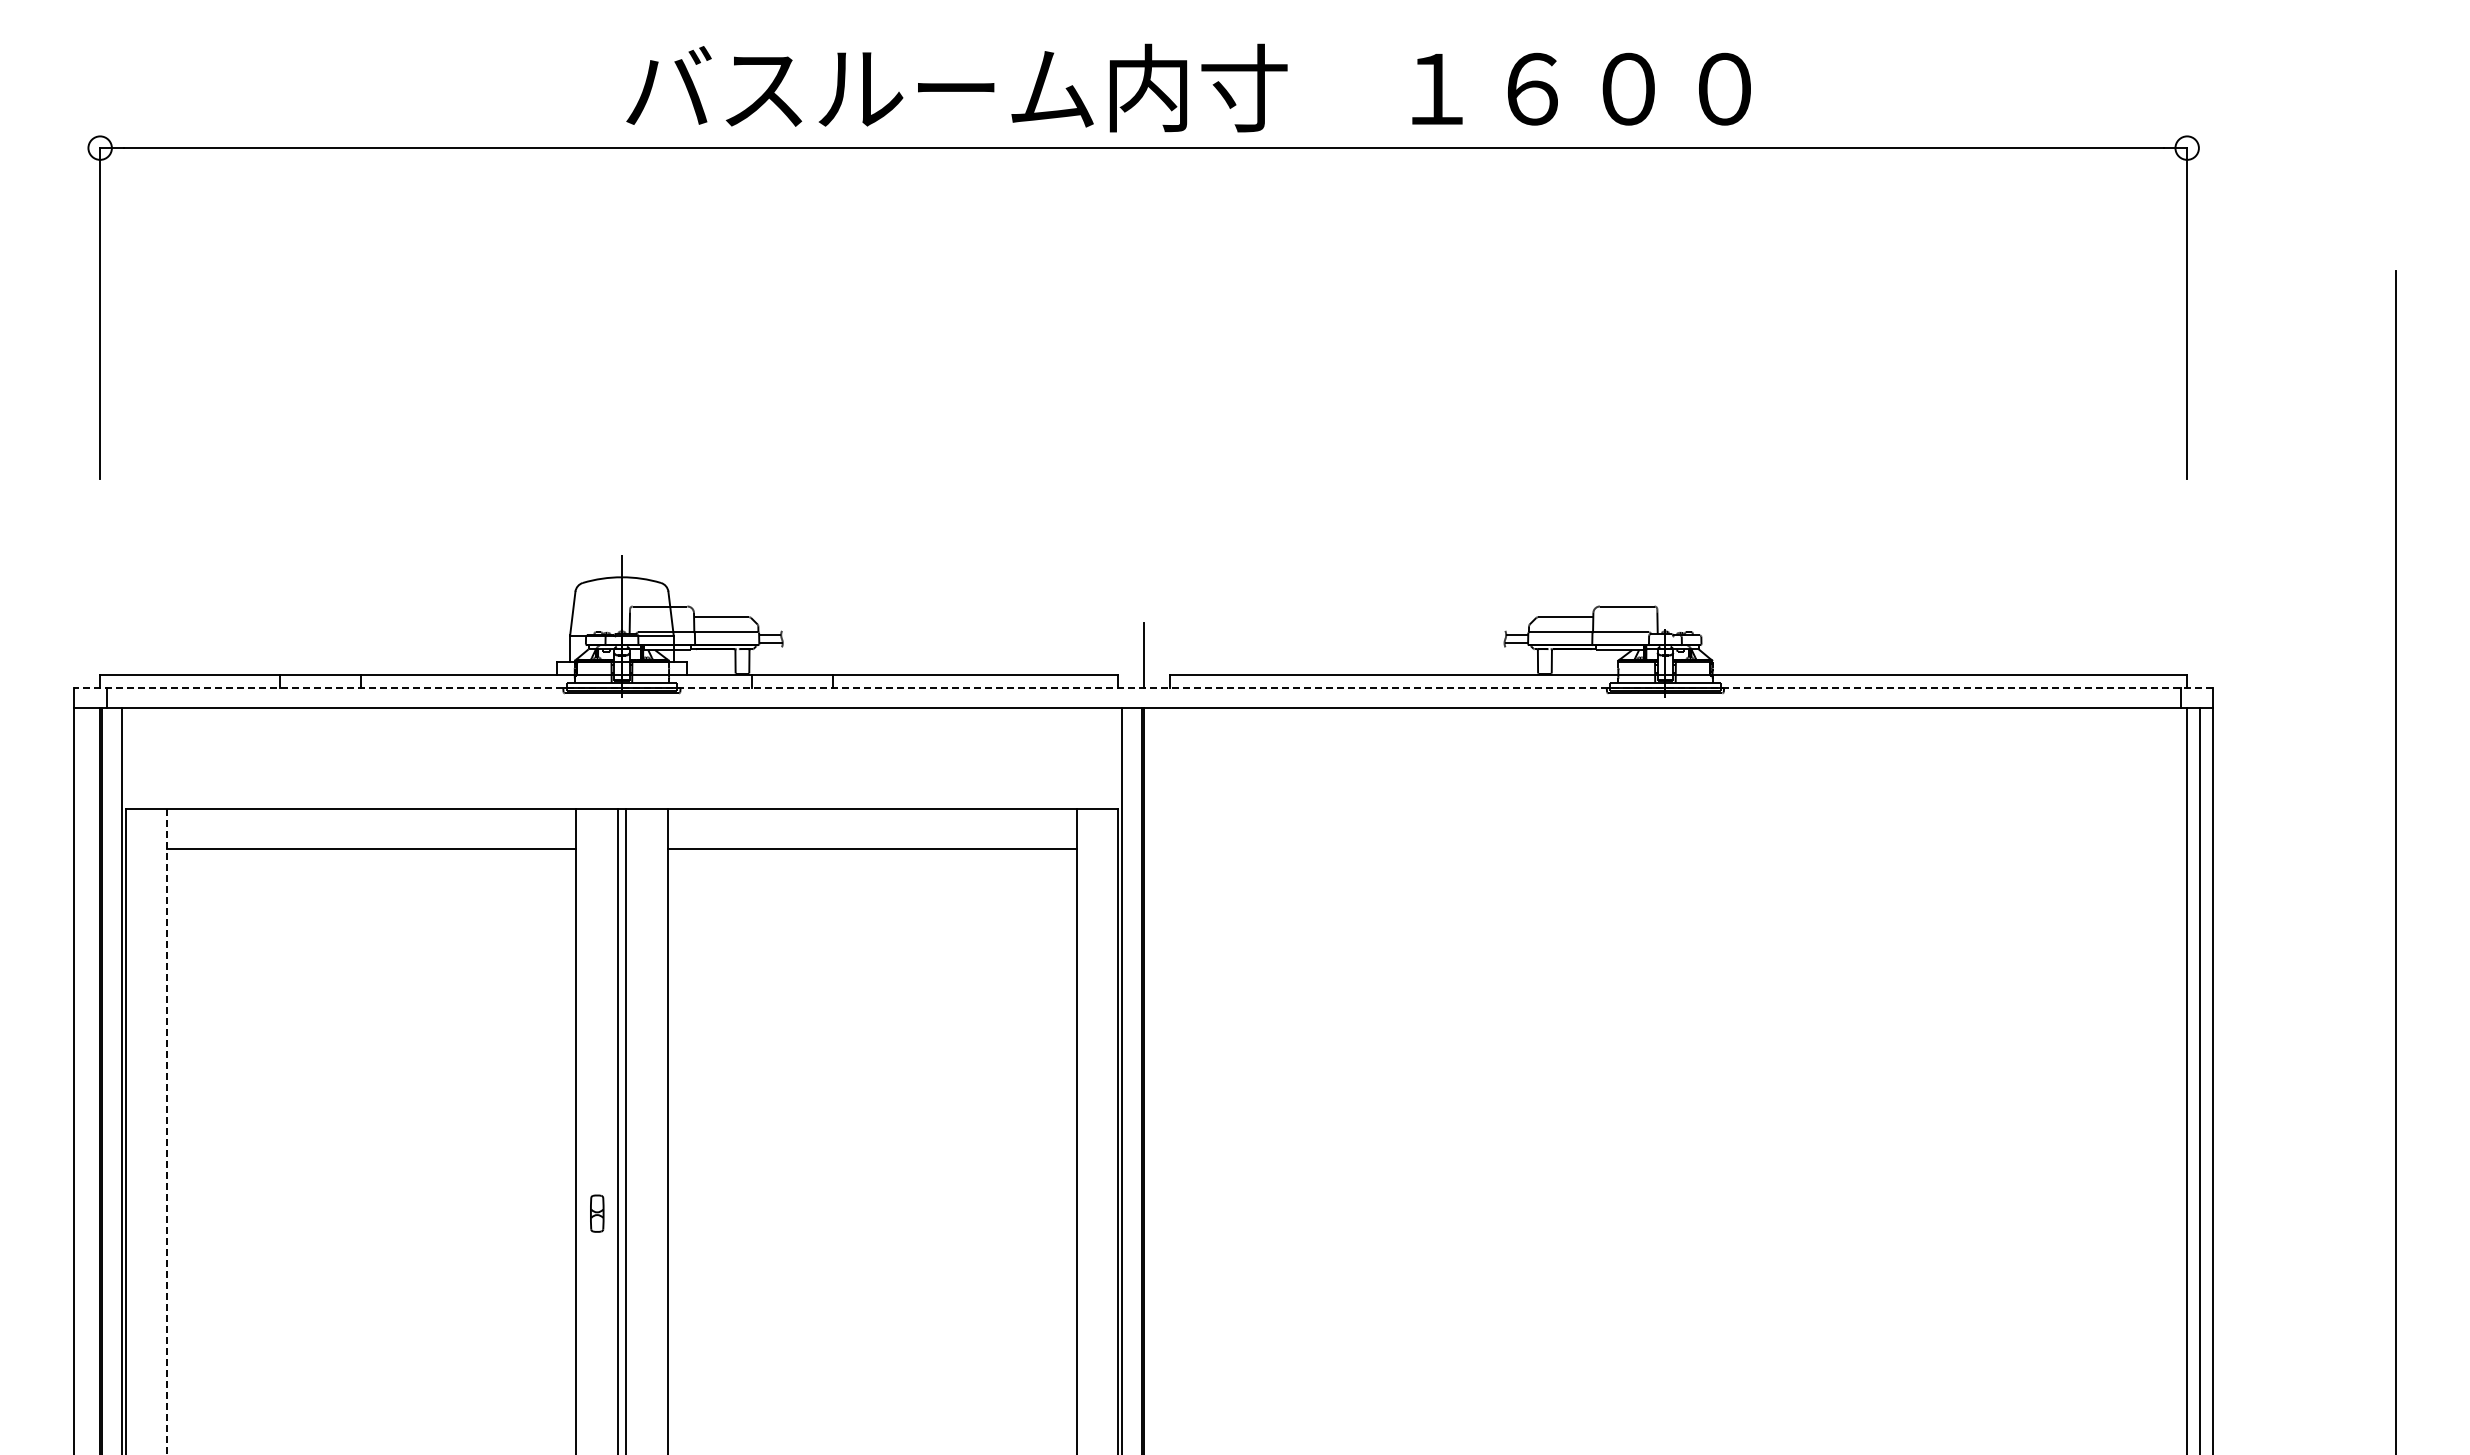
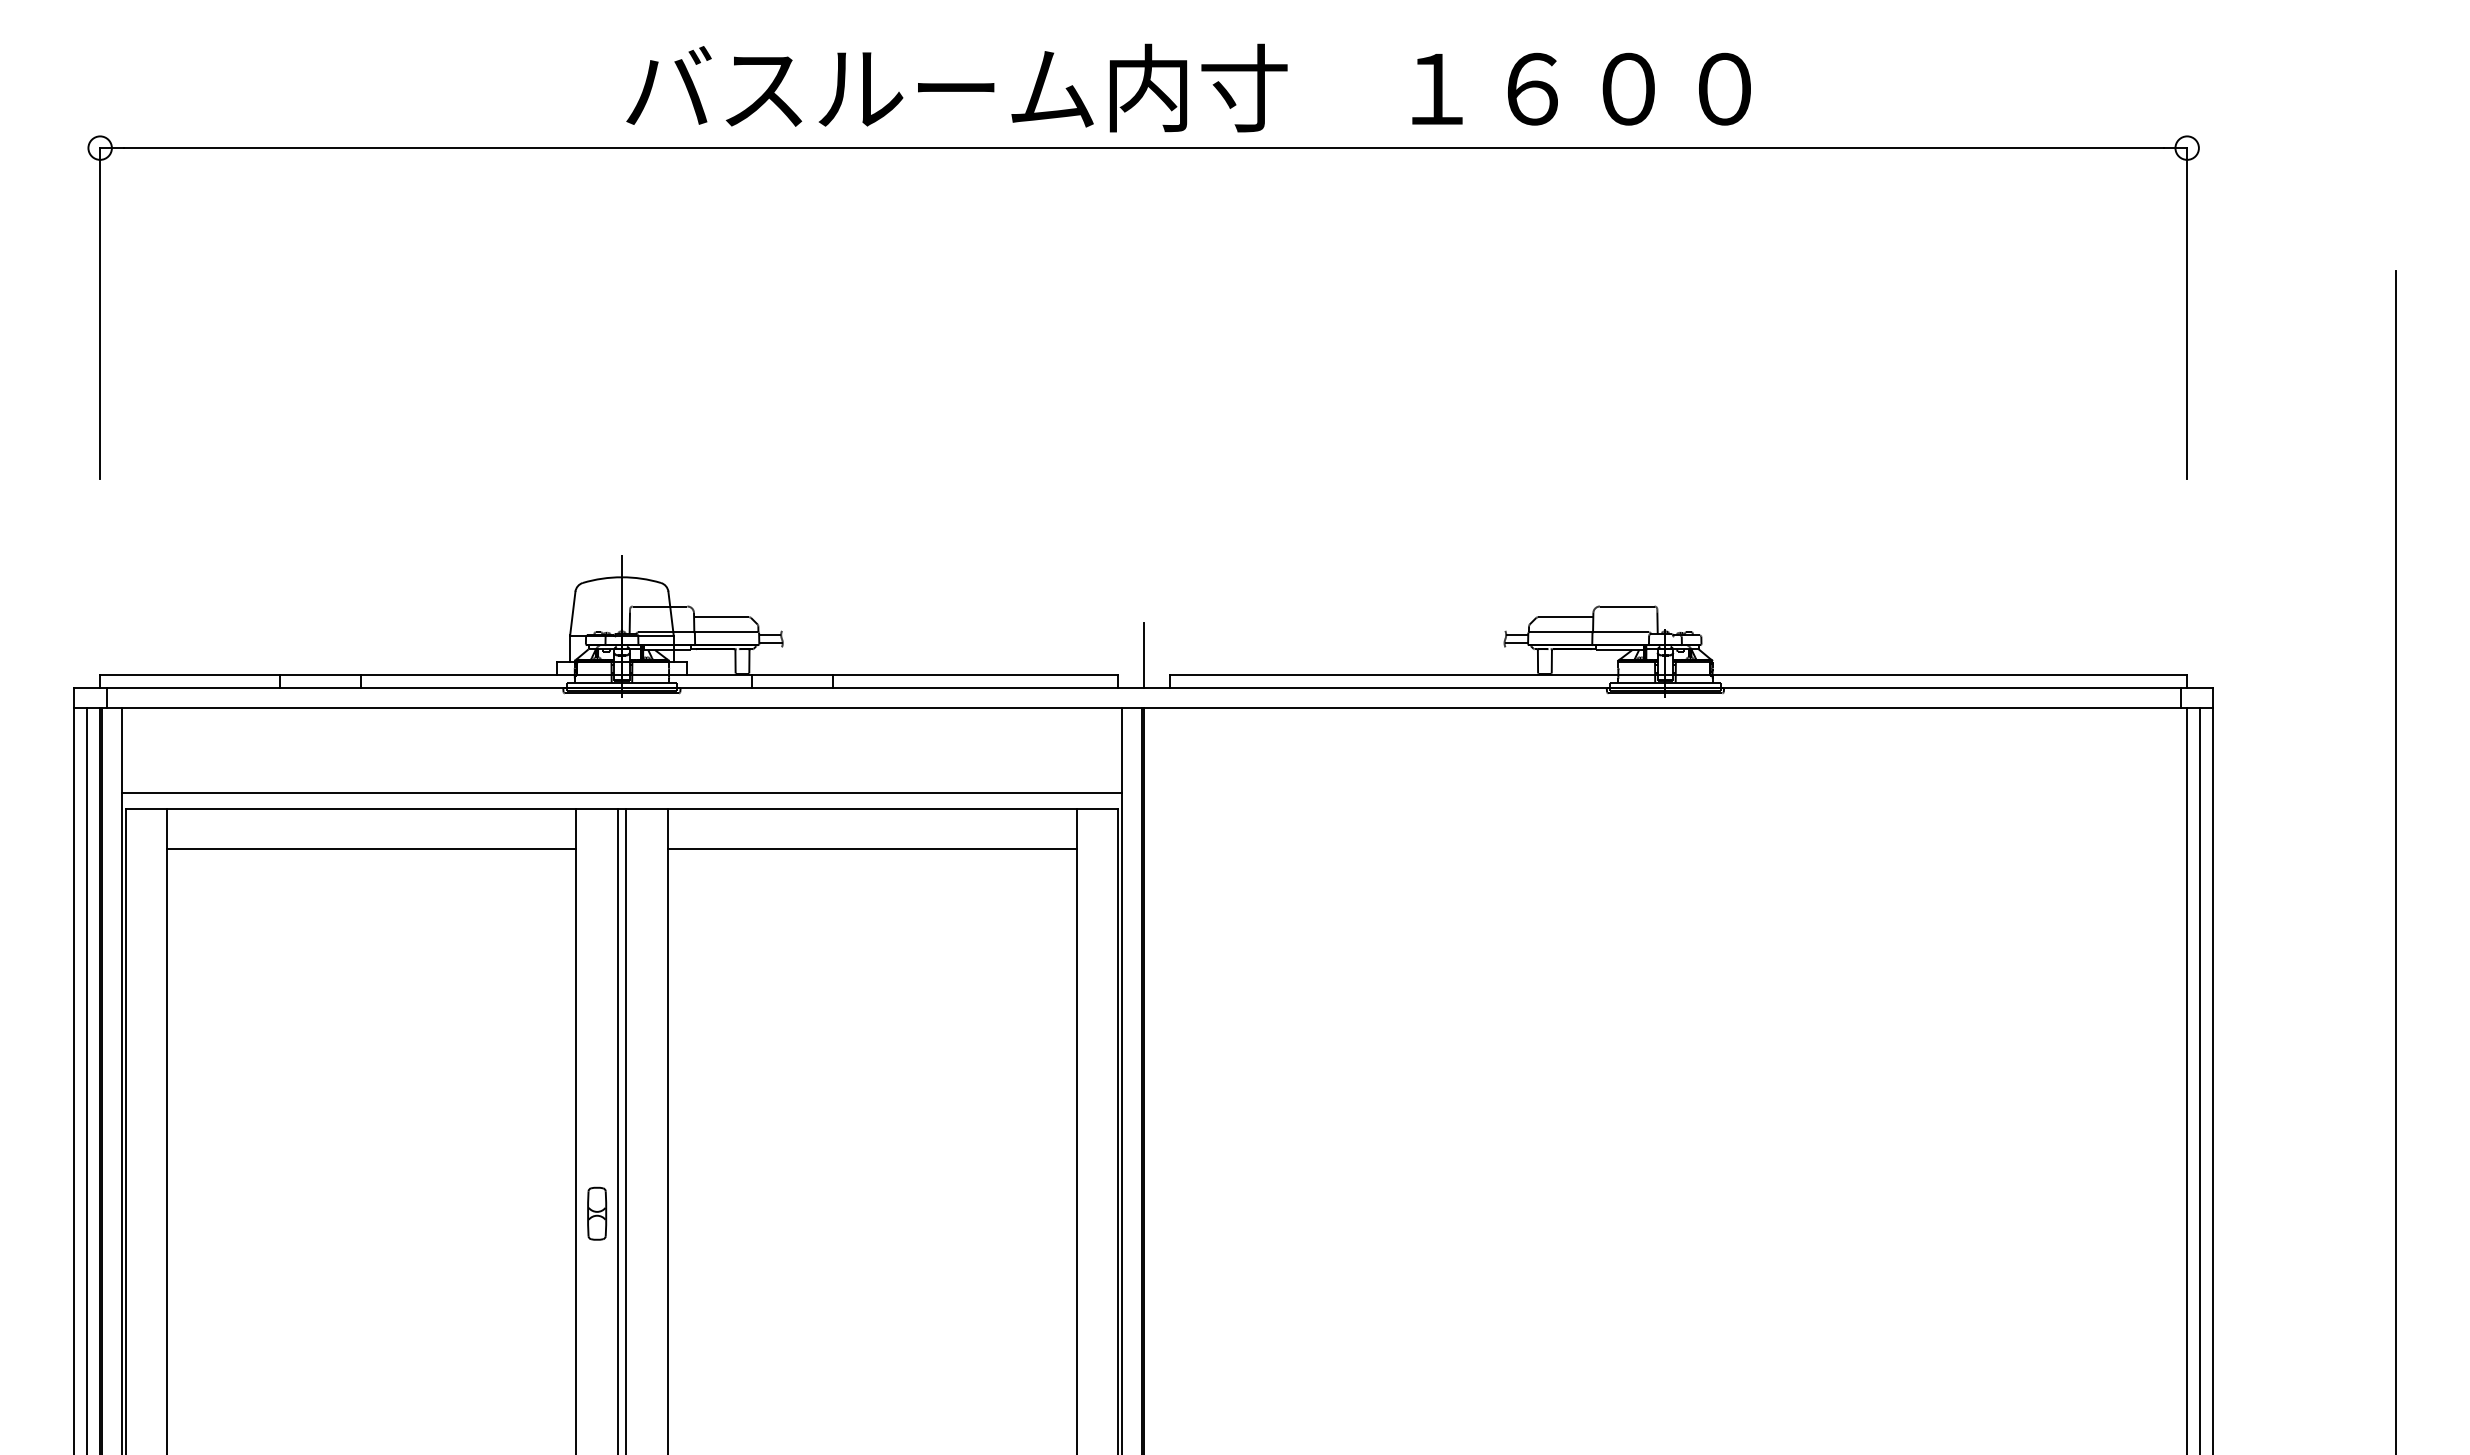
line: dashed -> solid (1143, 688)
line: none -> present (621, 792)
line: none -> present (87, 1079)
line: dashed -> solid (167, 1132)
part size: 15x39 px -> 21x55 px (597, 1213)
